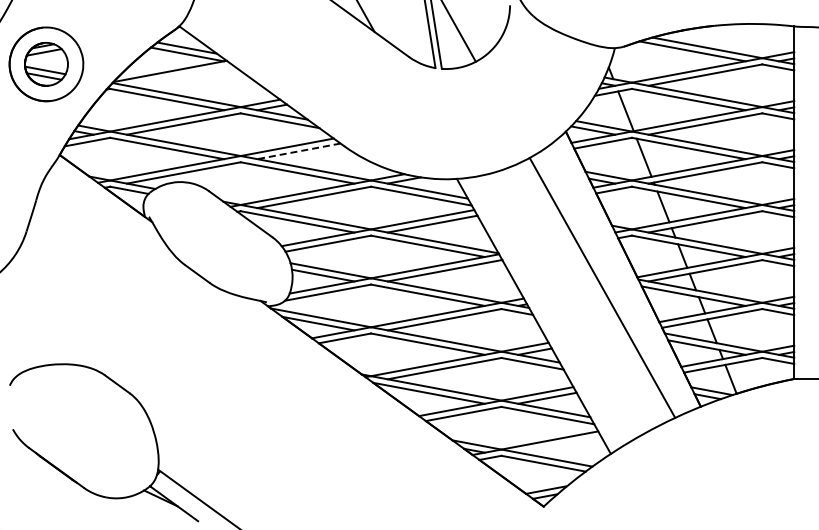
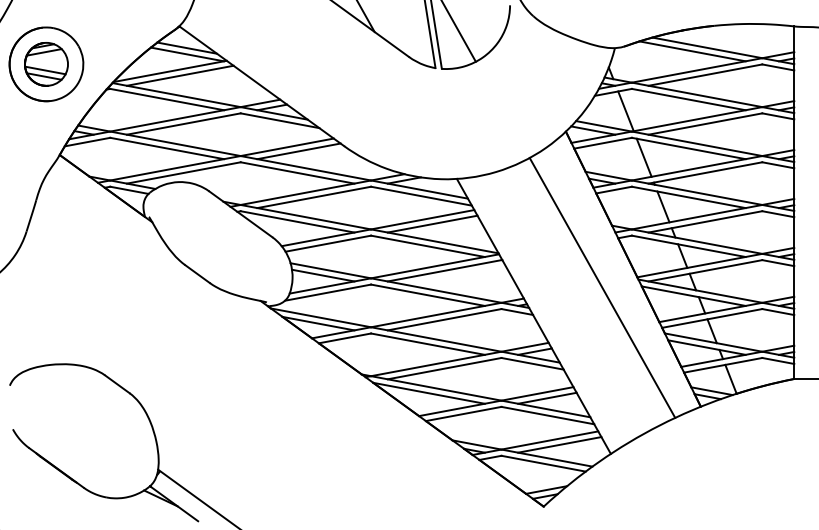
line: none -> present (179, 75)
line: dashed -> solid (298, 151)
line: none -> present (559, 444)
